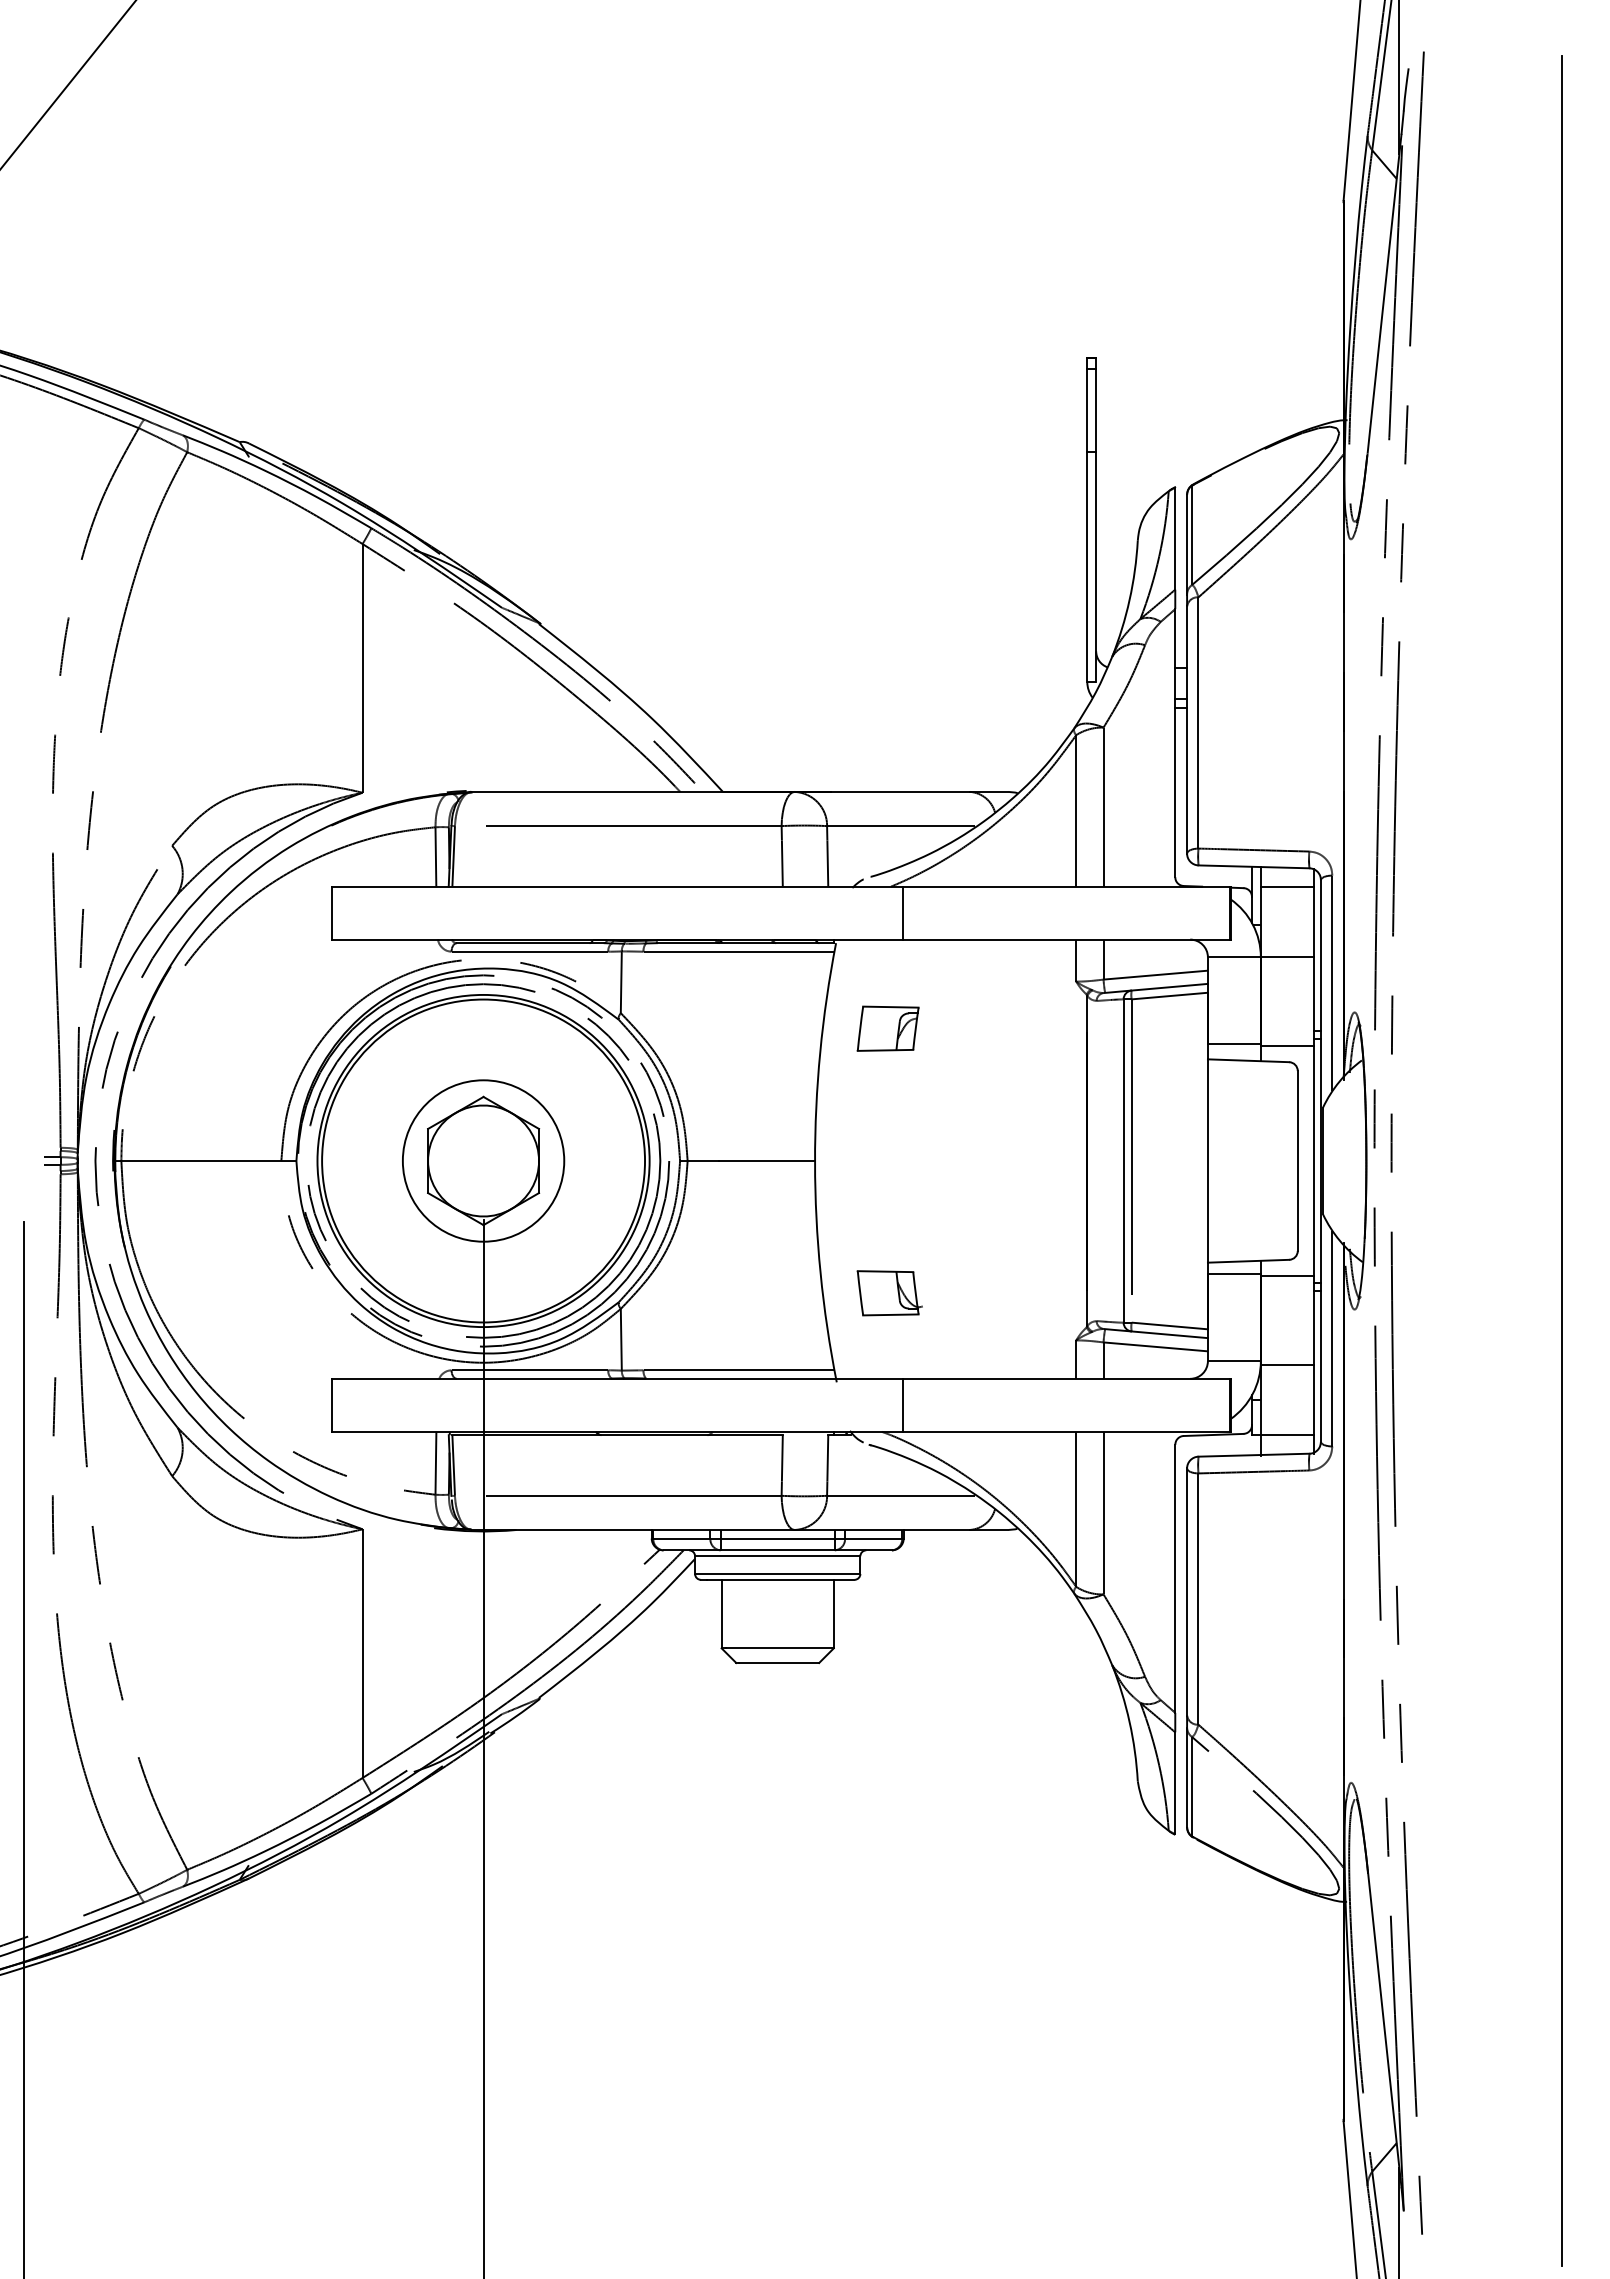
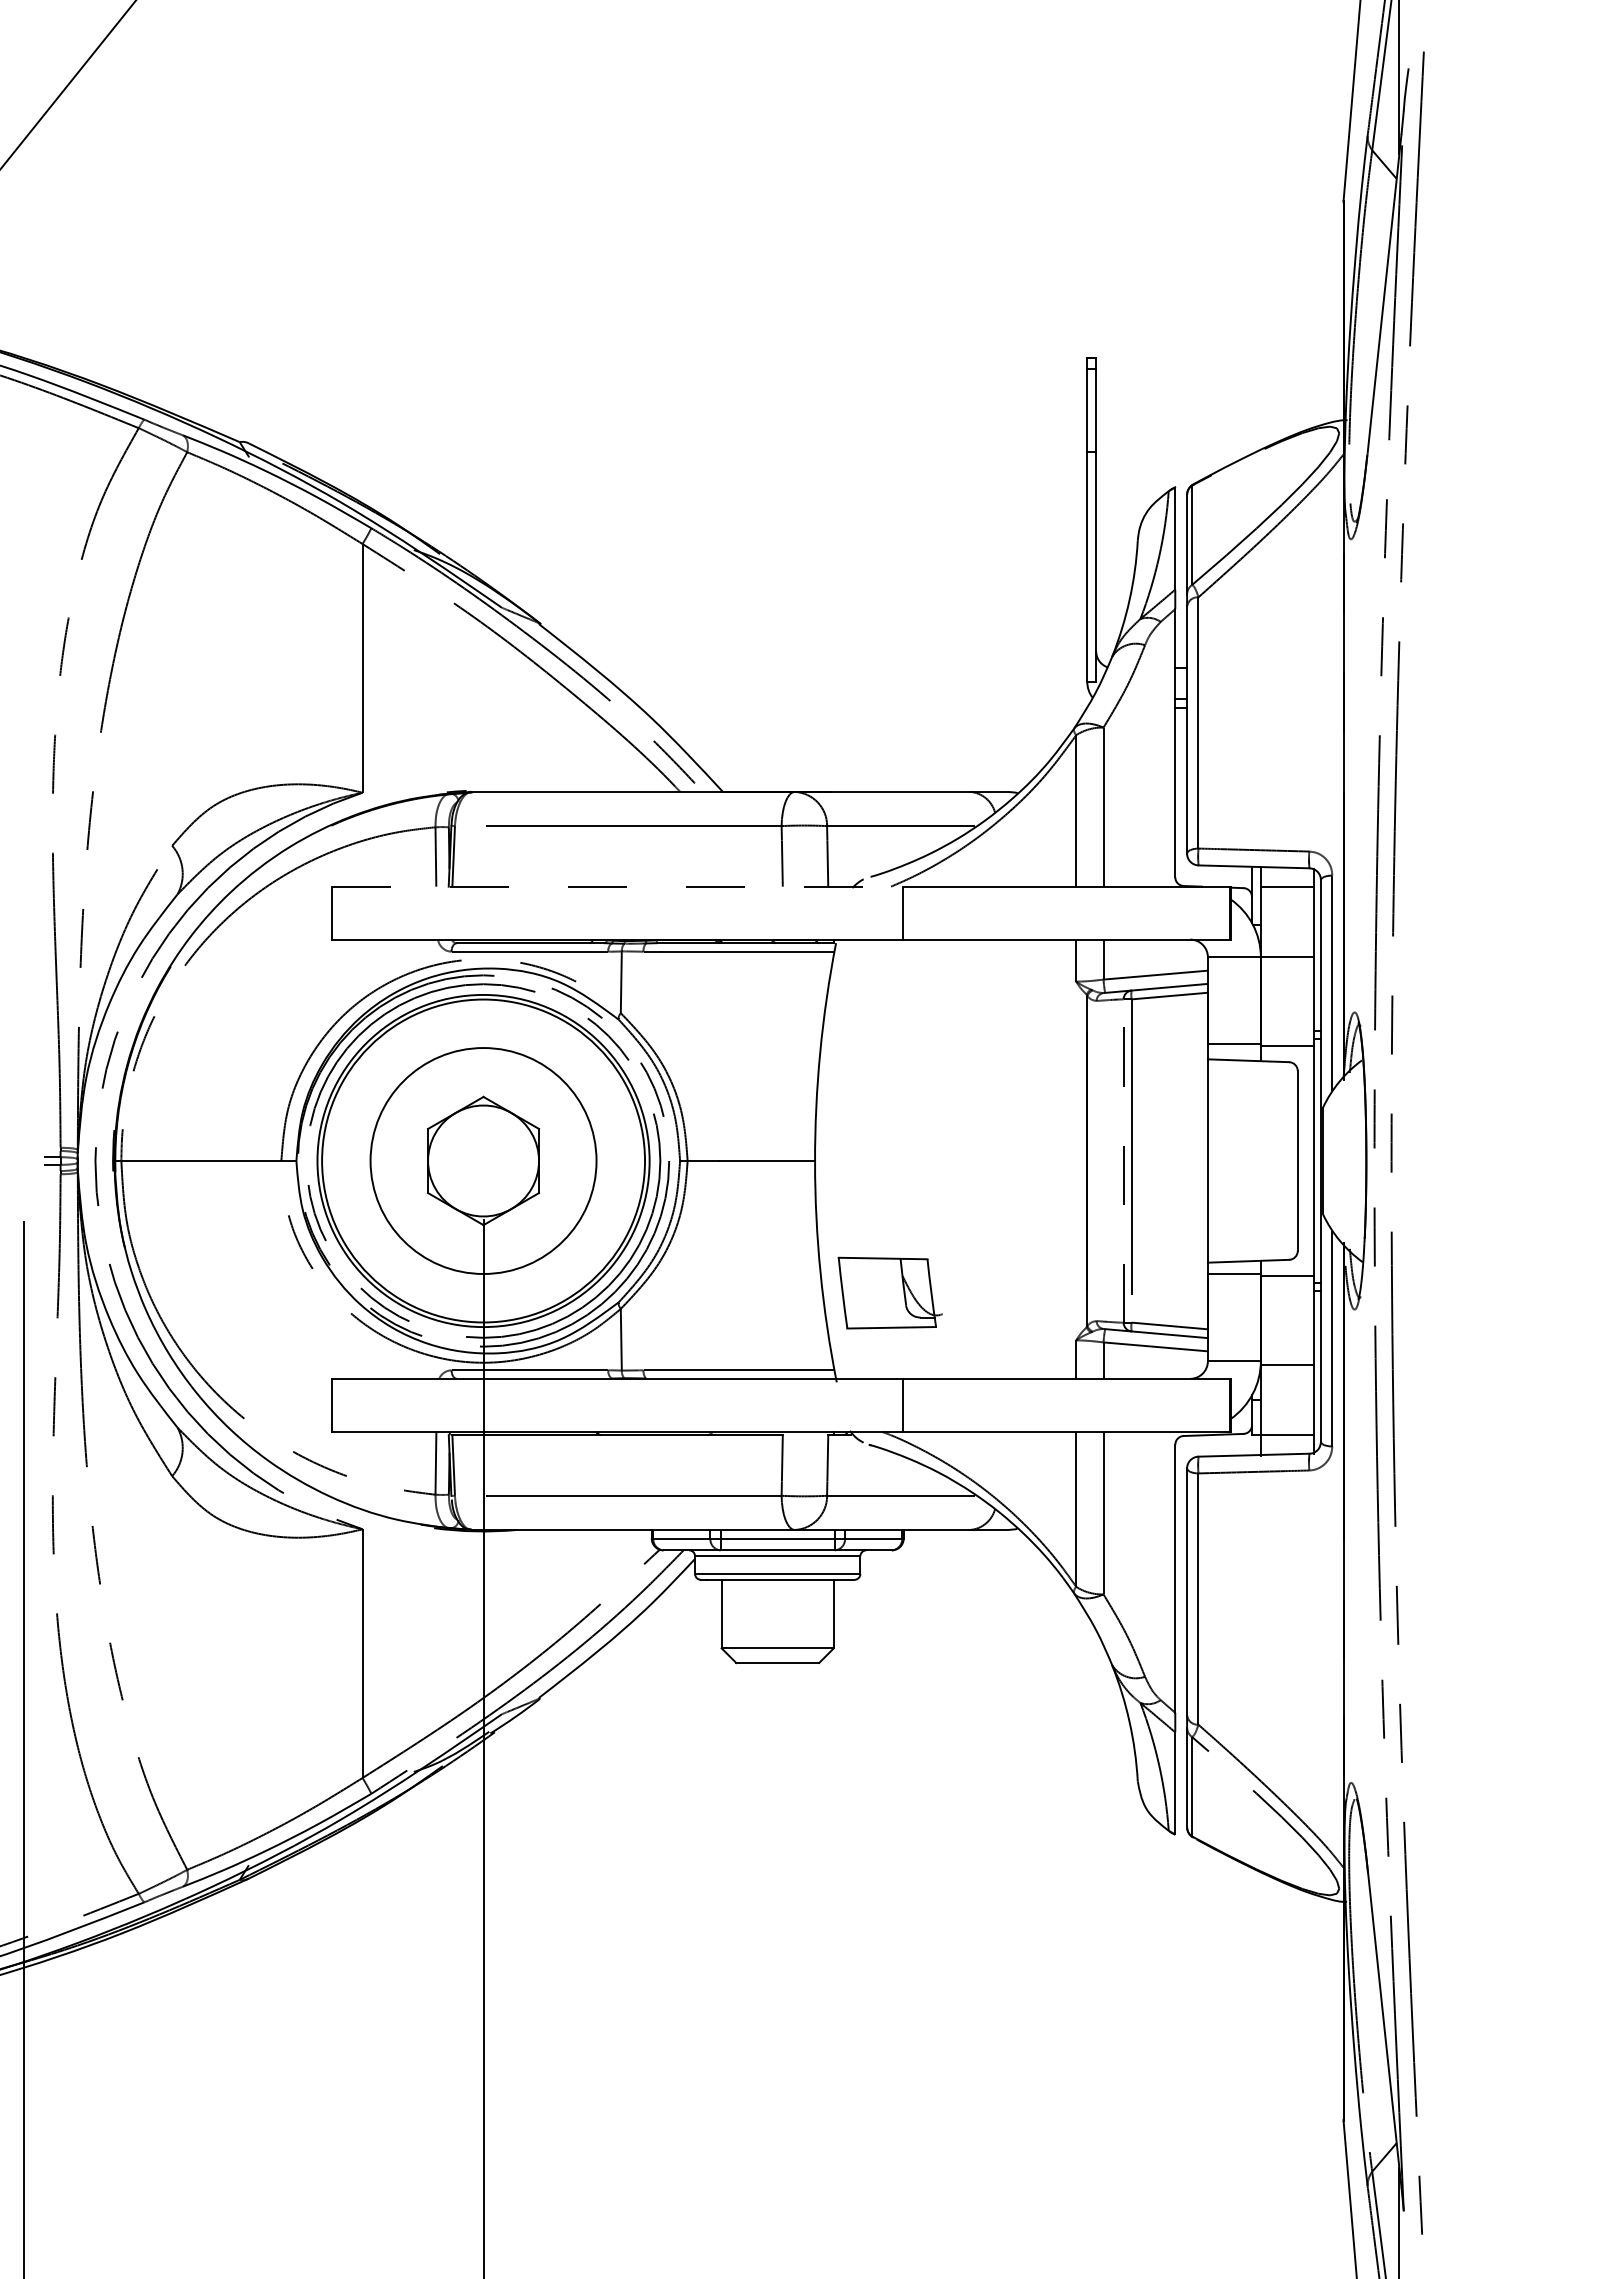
line: solid -> dashed (617, 886)
part: present -> none (887, 1028)
circle diameter: 161 px -> 226 px (483, 1160)
line: present -> none (1561, 1160)
line: solid -> dashed (1123, 1161)
part size: 67x47 px -> 106x74 px (889, 1292)
